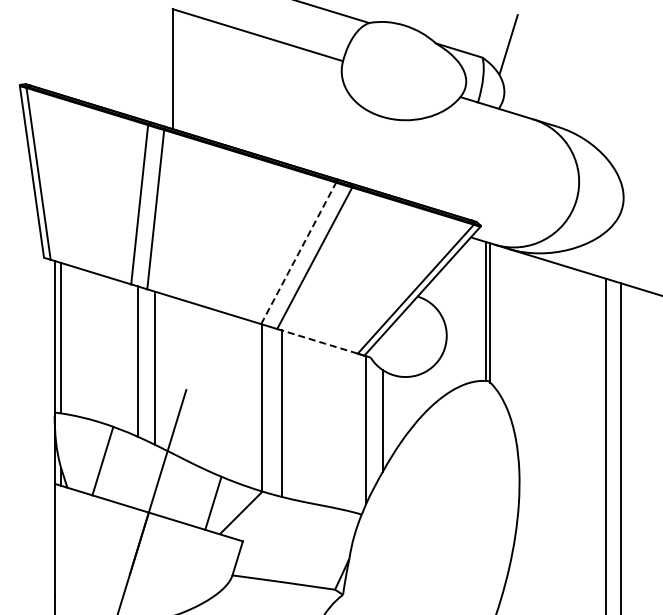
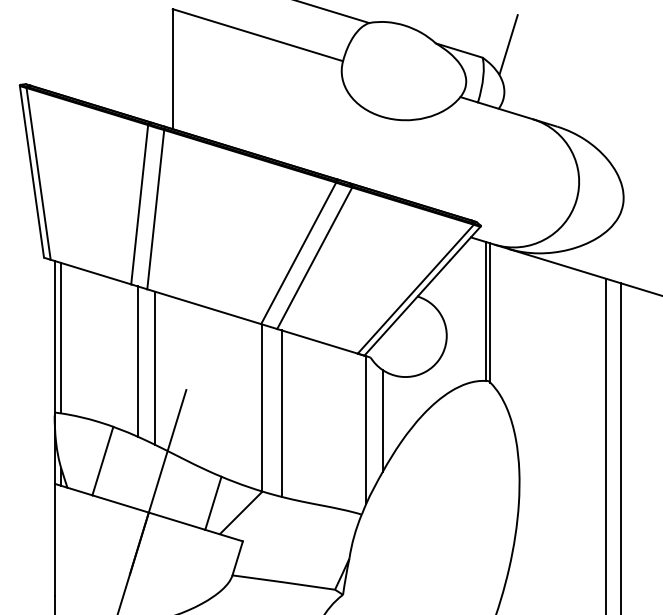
line: dashed -> solid (298, 252)
line: dashed -> solid (317, 341)
